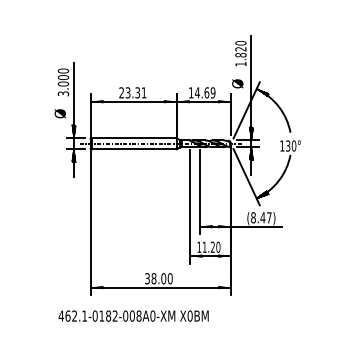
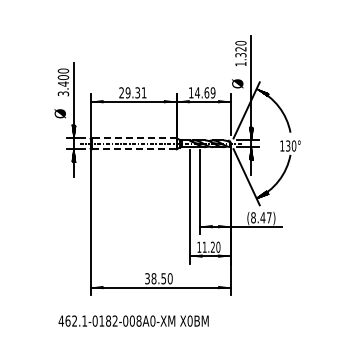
text: 1.820 -> 1.320 (240, 54)
text: 3.000 -> 3.400 (63, 83)
text: 23.31 -> 29.31 (127, 92)
line: solid -> dashed (134, 138)
line: solid -> dashed (134, 149)
text: 38.00 -> 38.50 (163, 278)
text position: (133, 315) -> (133, 320) (133, 320)
